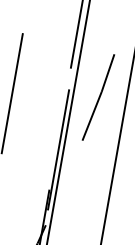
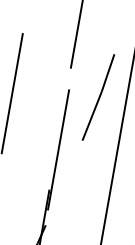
line: present -> none (68, 121)
